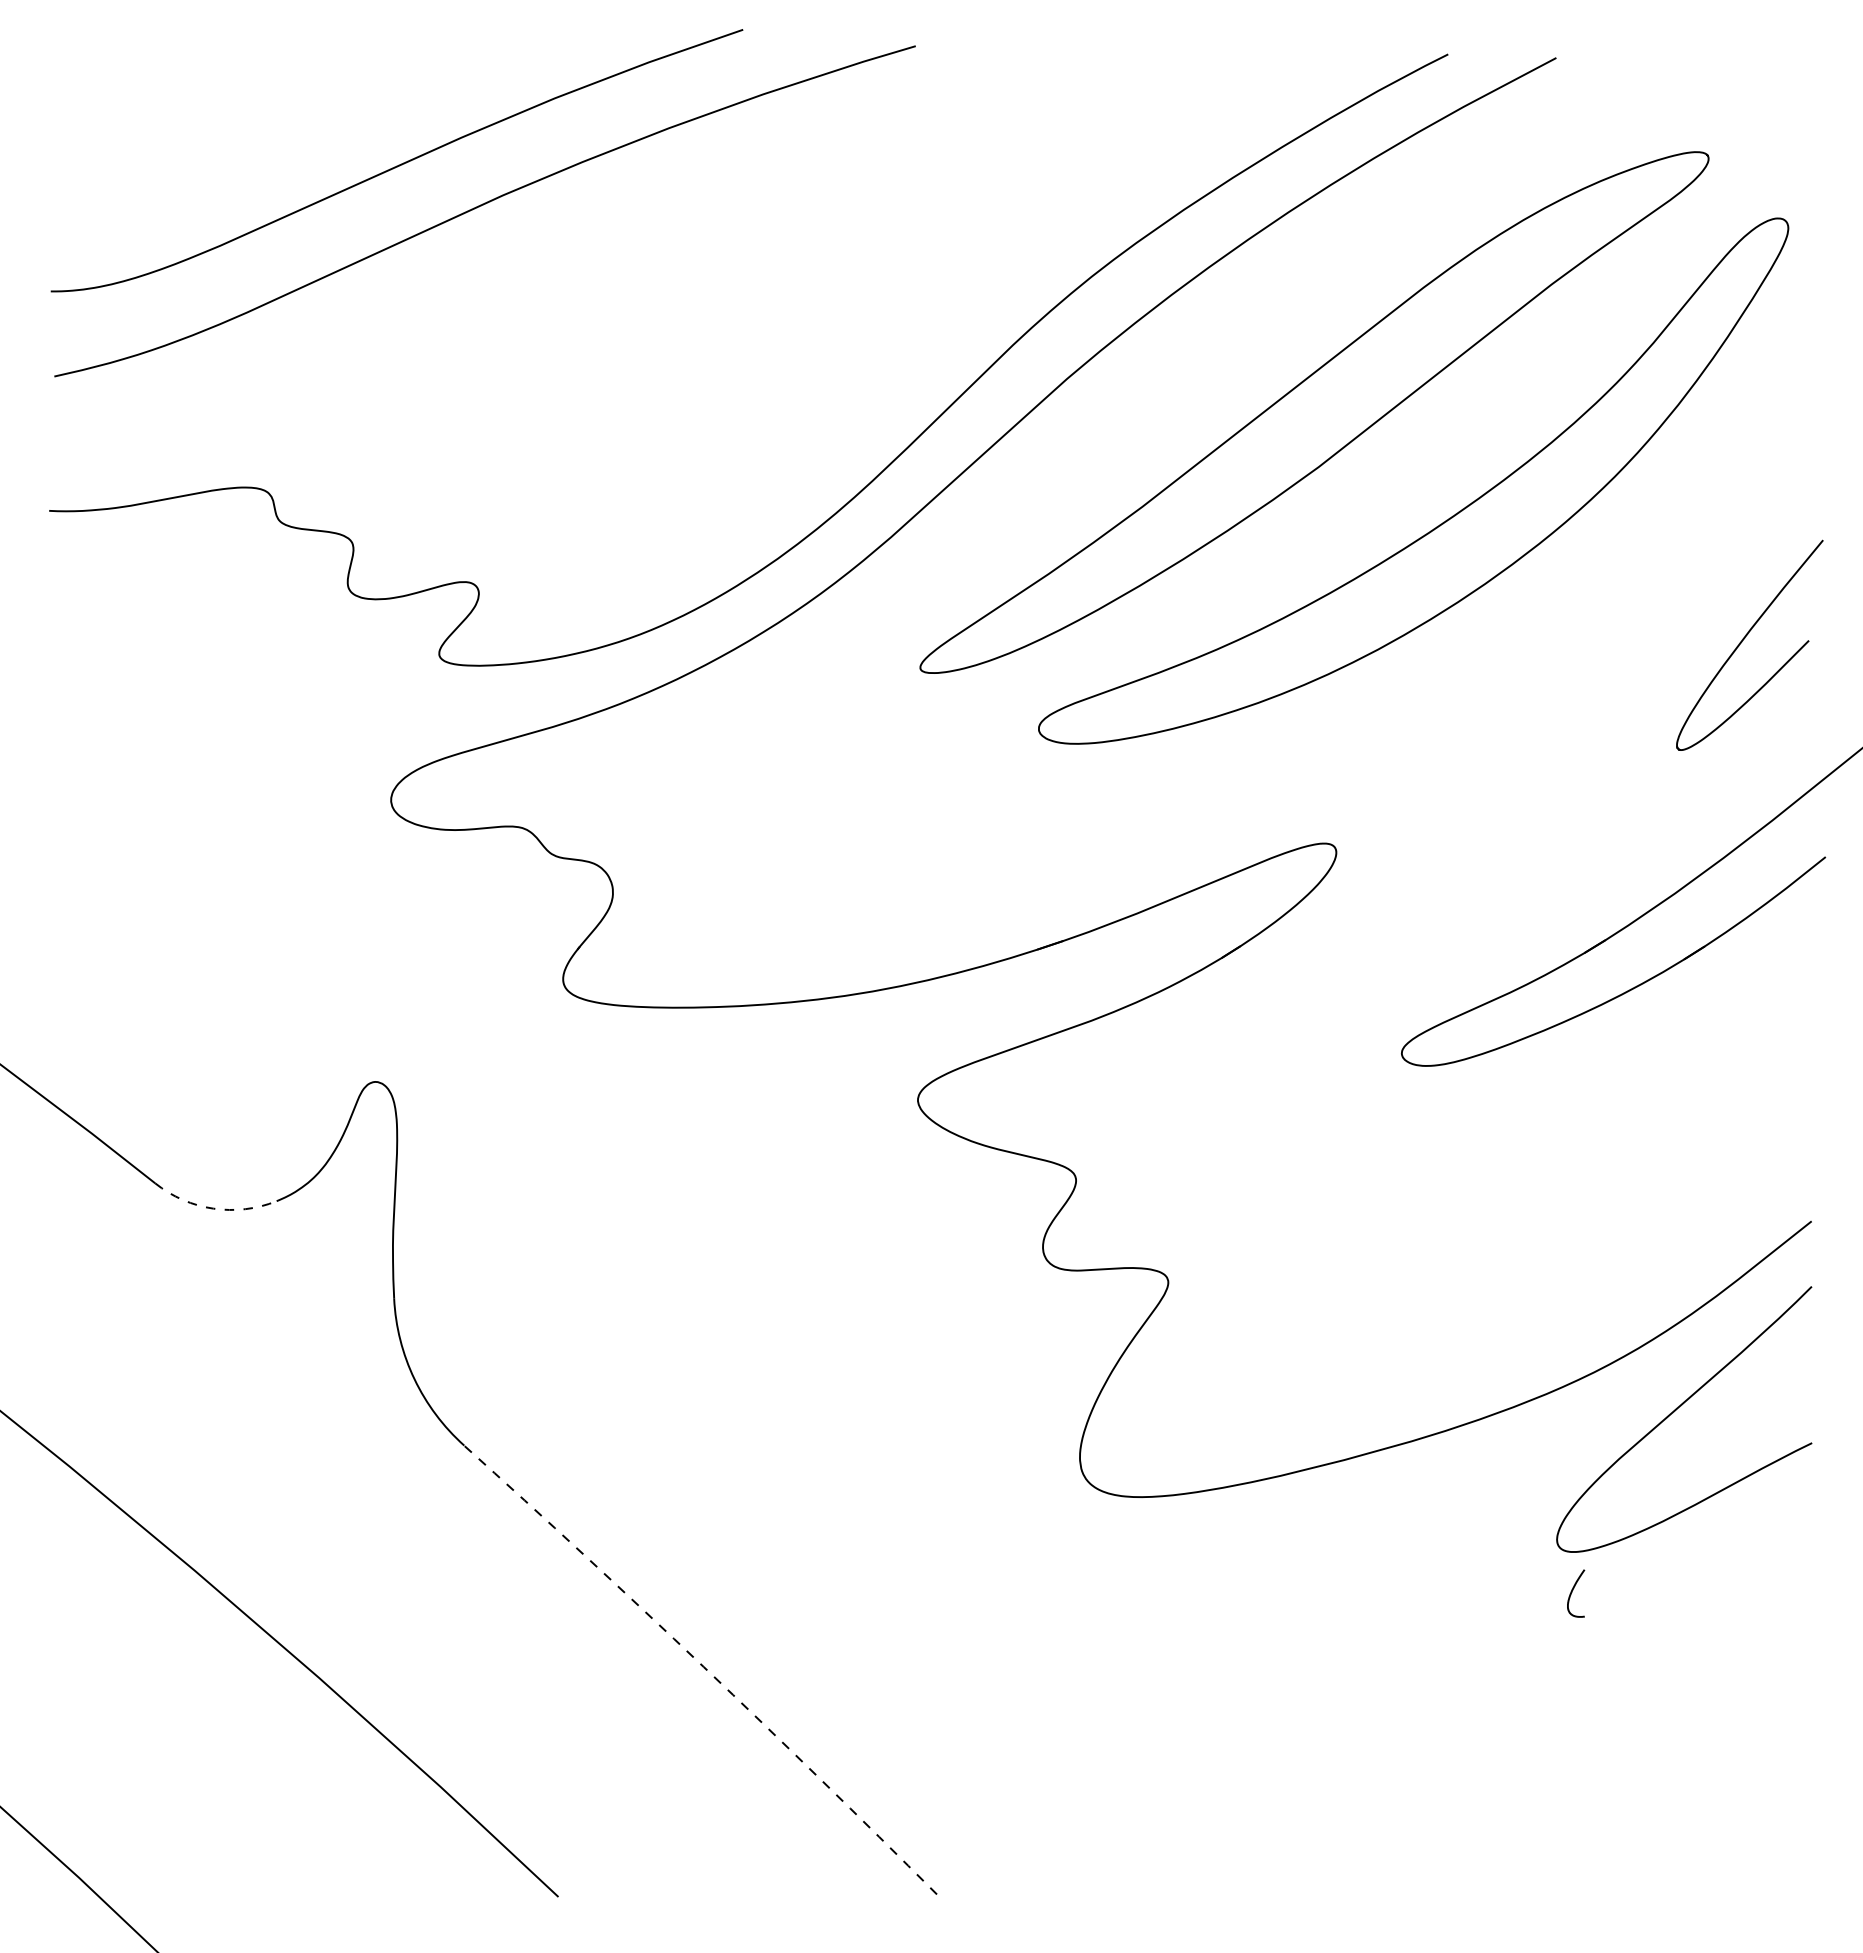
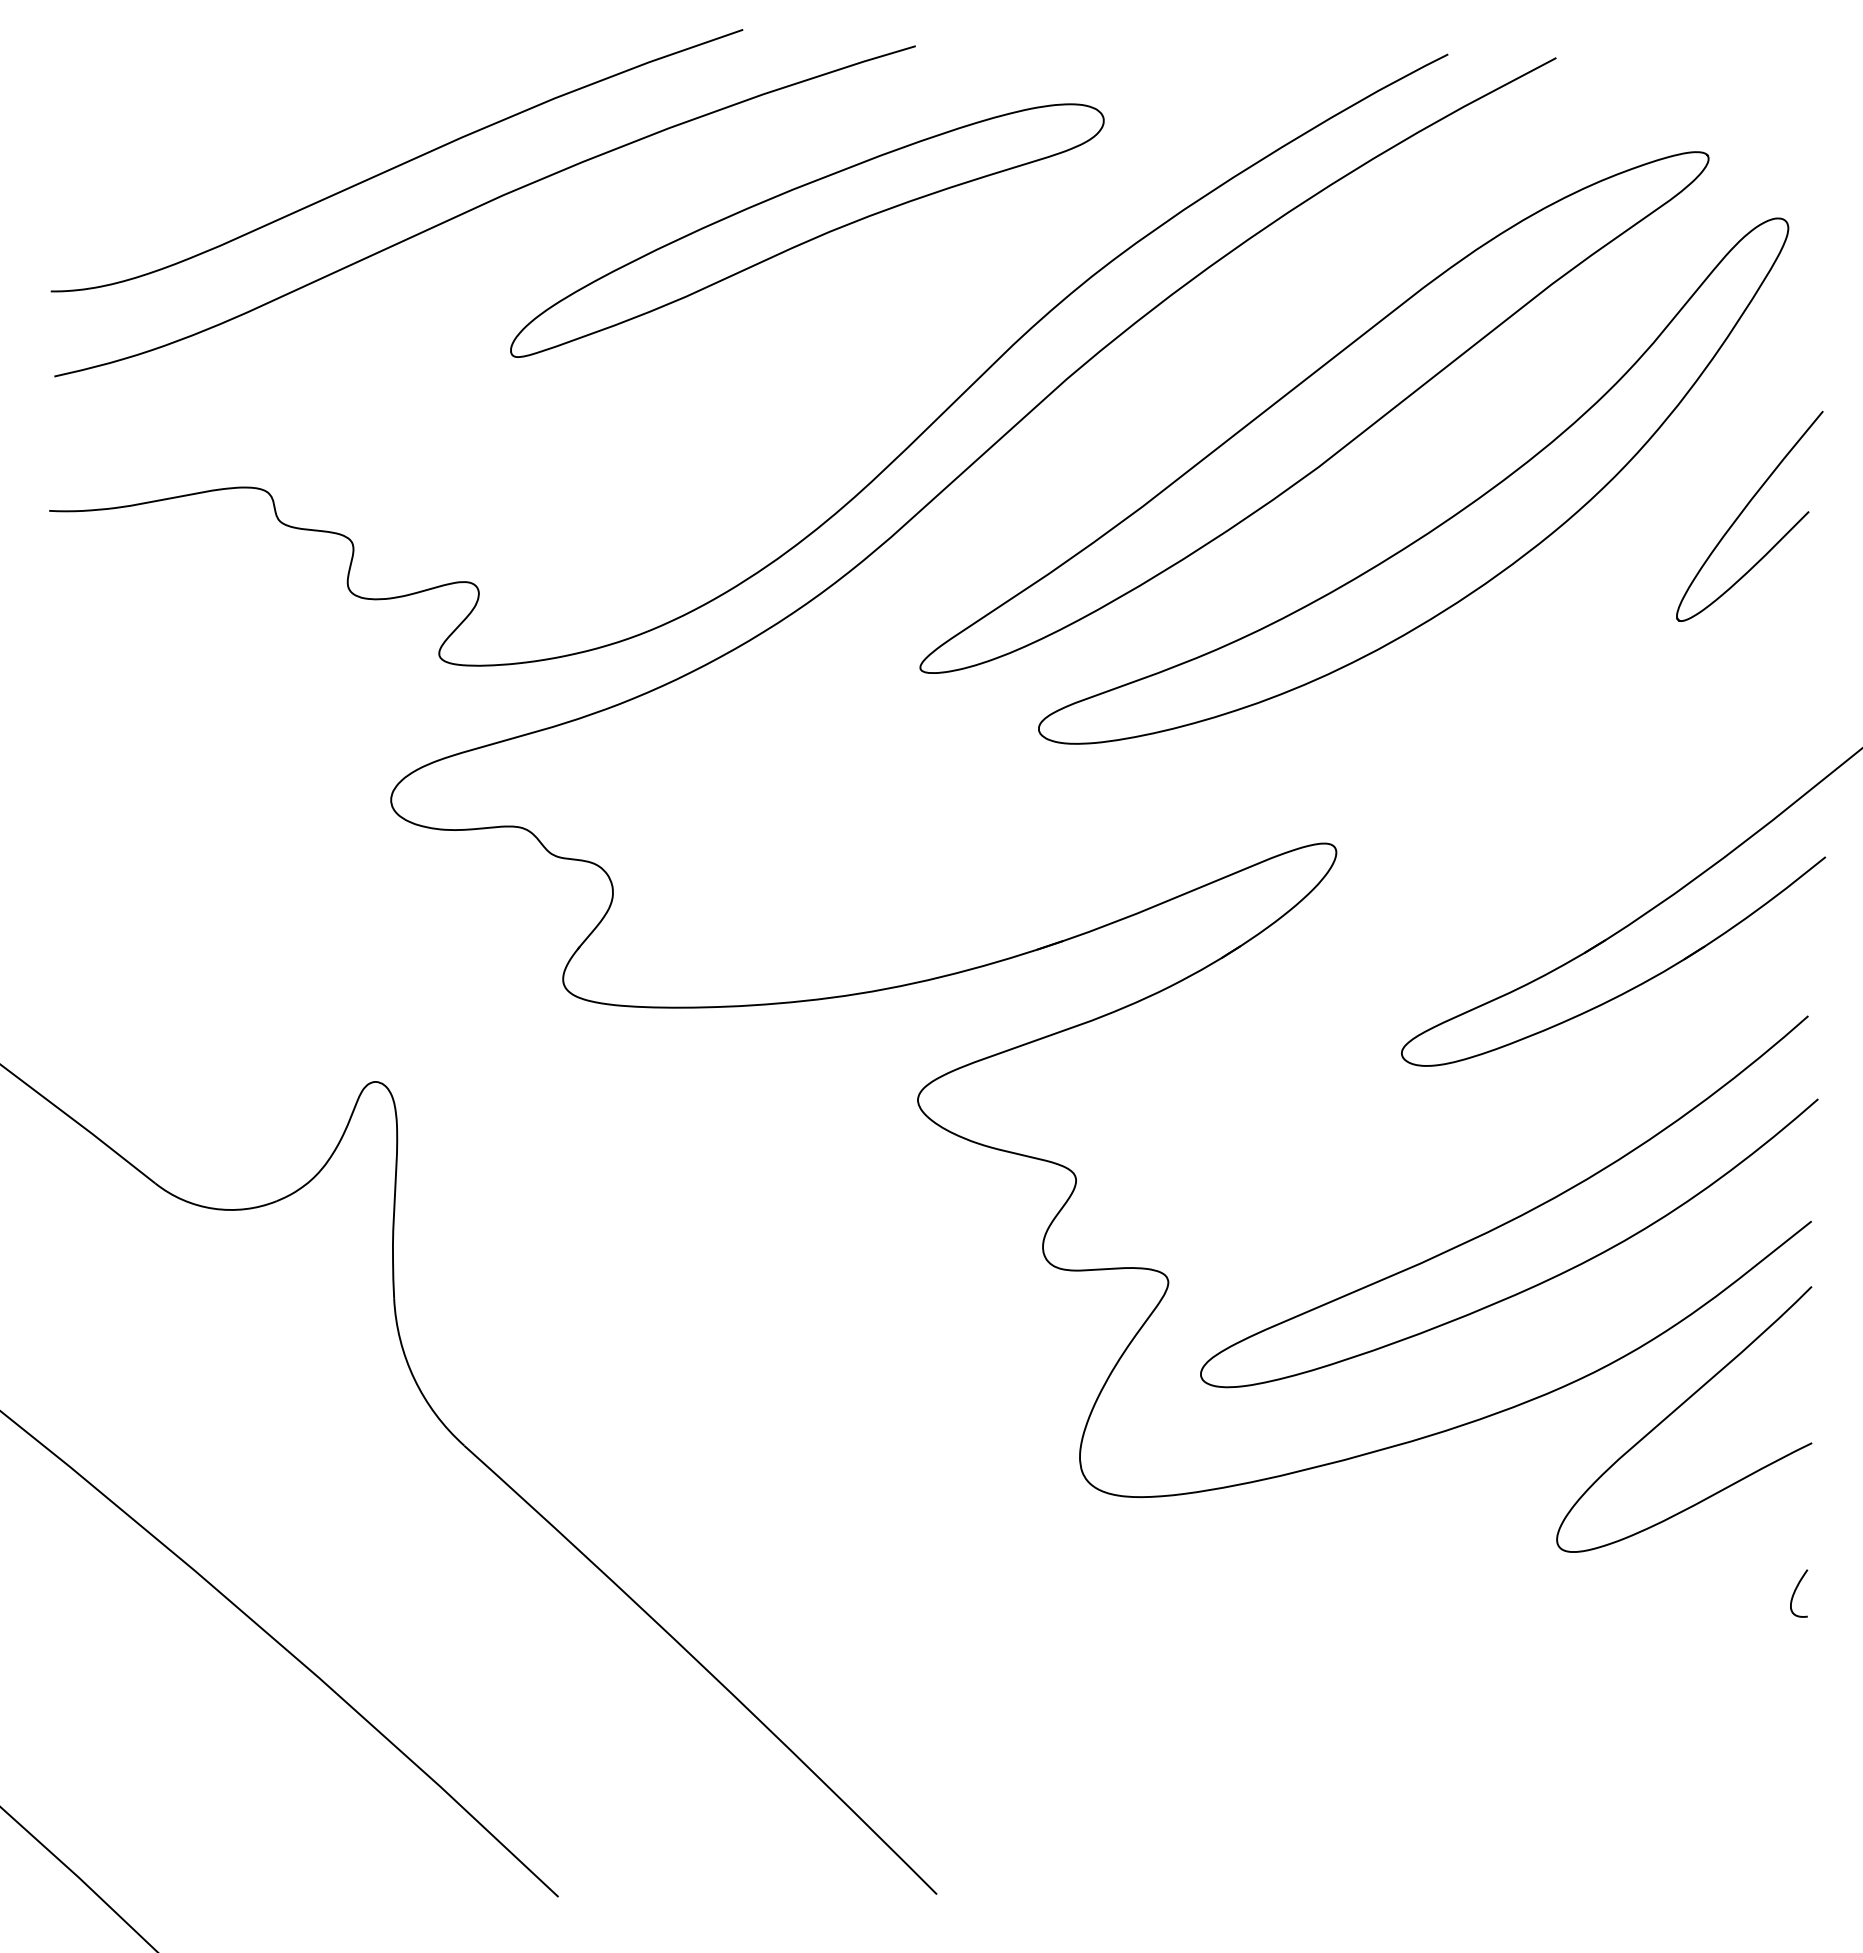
part: none -> present (807, 230)
curve position: (1744, 639) -> (1744, 510) (1744, 510)
arc: dashed -> solid (213, 1208)
curve: none -> present (1517, 1216)
curve position: (1572, 1592) -> (1795, 1592) (1795, 1592)
arc: dashed -> solid (703, 1666)
